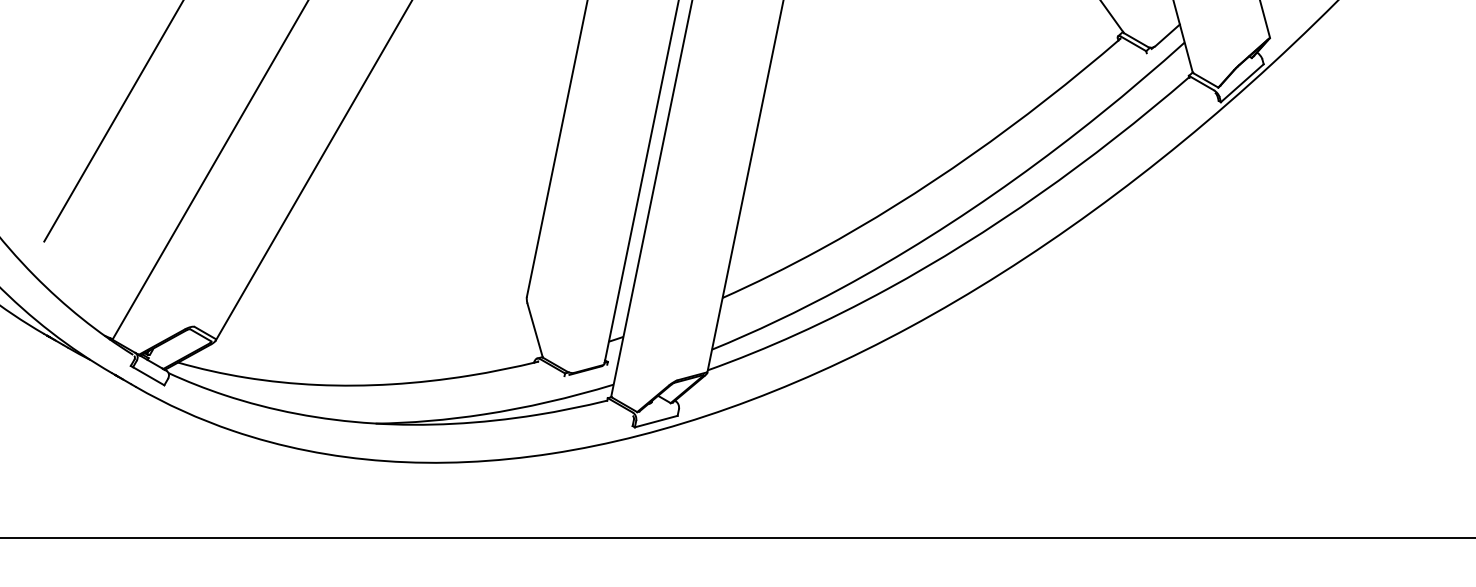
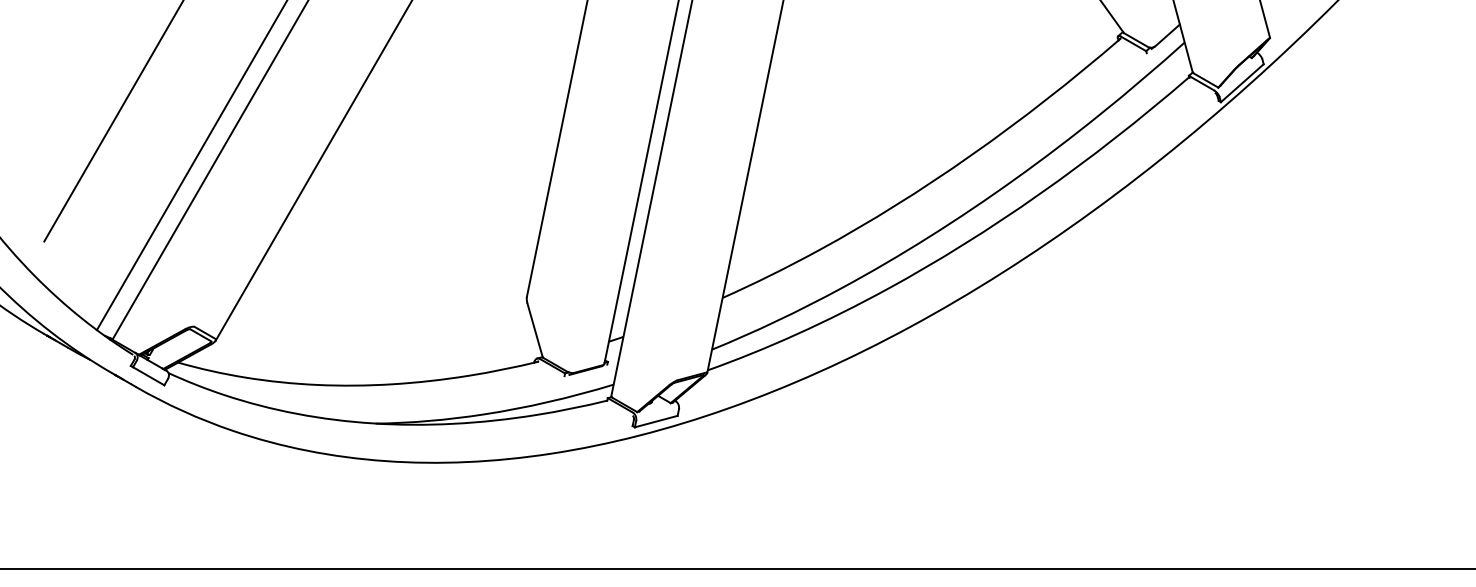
line: none -> present (190, 166)
line position: (737, 538) -> (737, 569) (737, 569)
